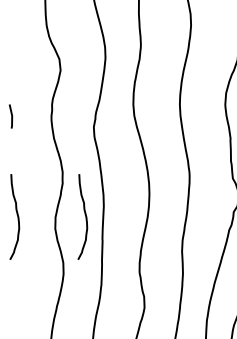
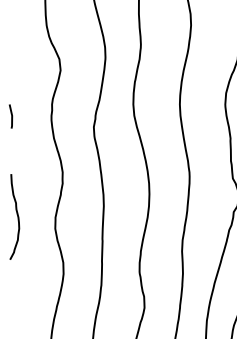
curve: present -> none (84, 214)
